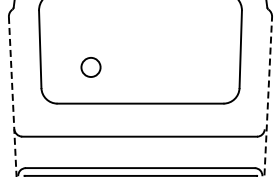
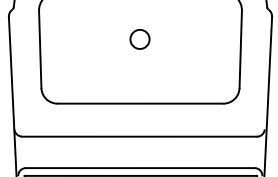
circle position: (90, 67) -> (139, 39) (139, 39)
line: dashed -> solid (12, 96)
line: dashed -> solid (268, 96)
